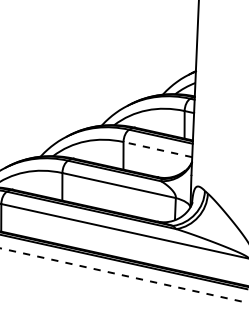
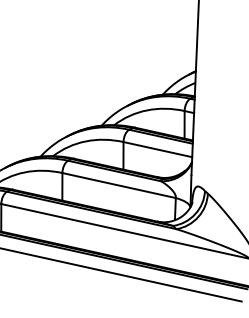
line: dashed -> solid (157, 149)
line: dashed -> solid (120, 274)
